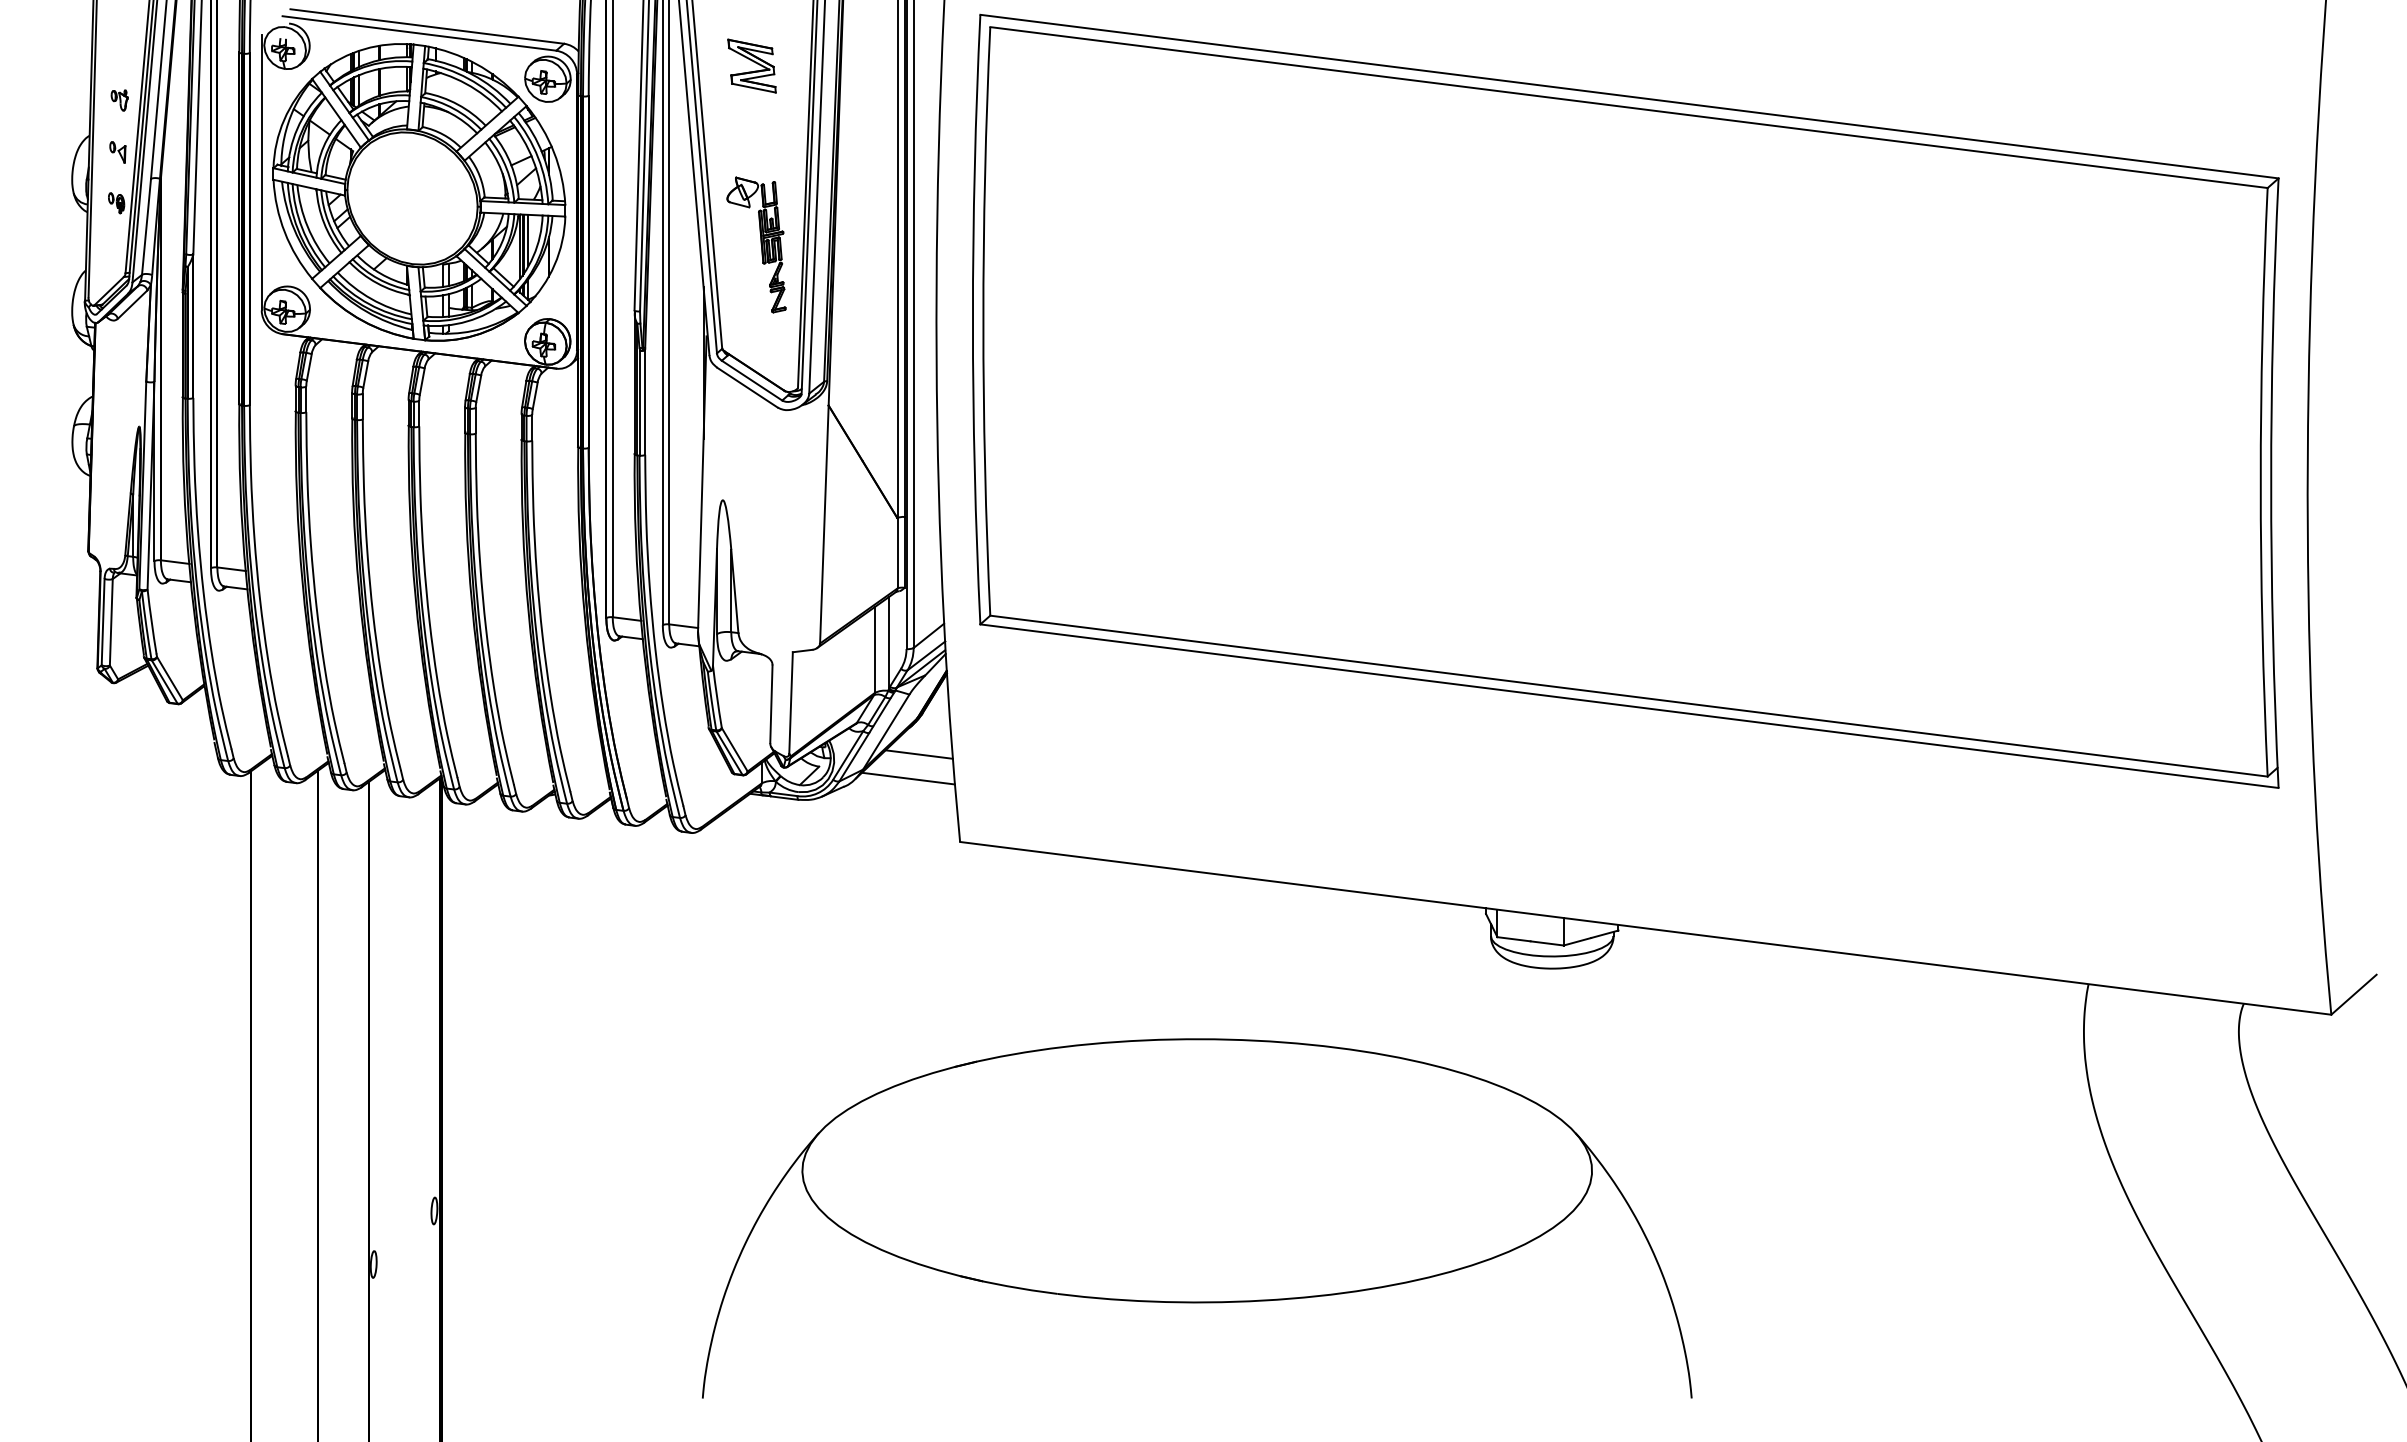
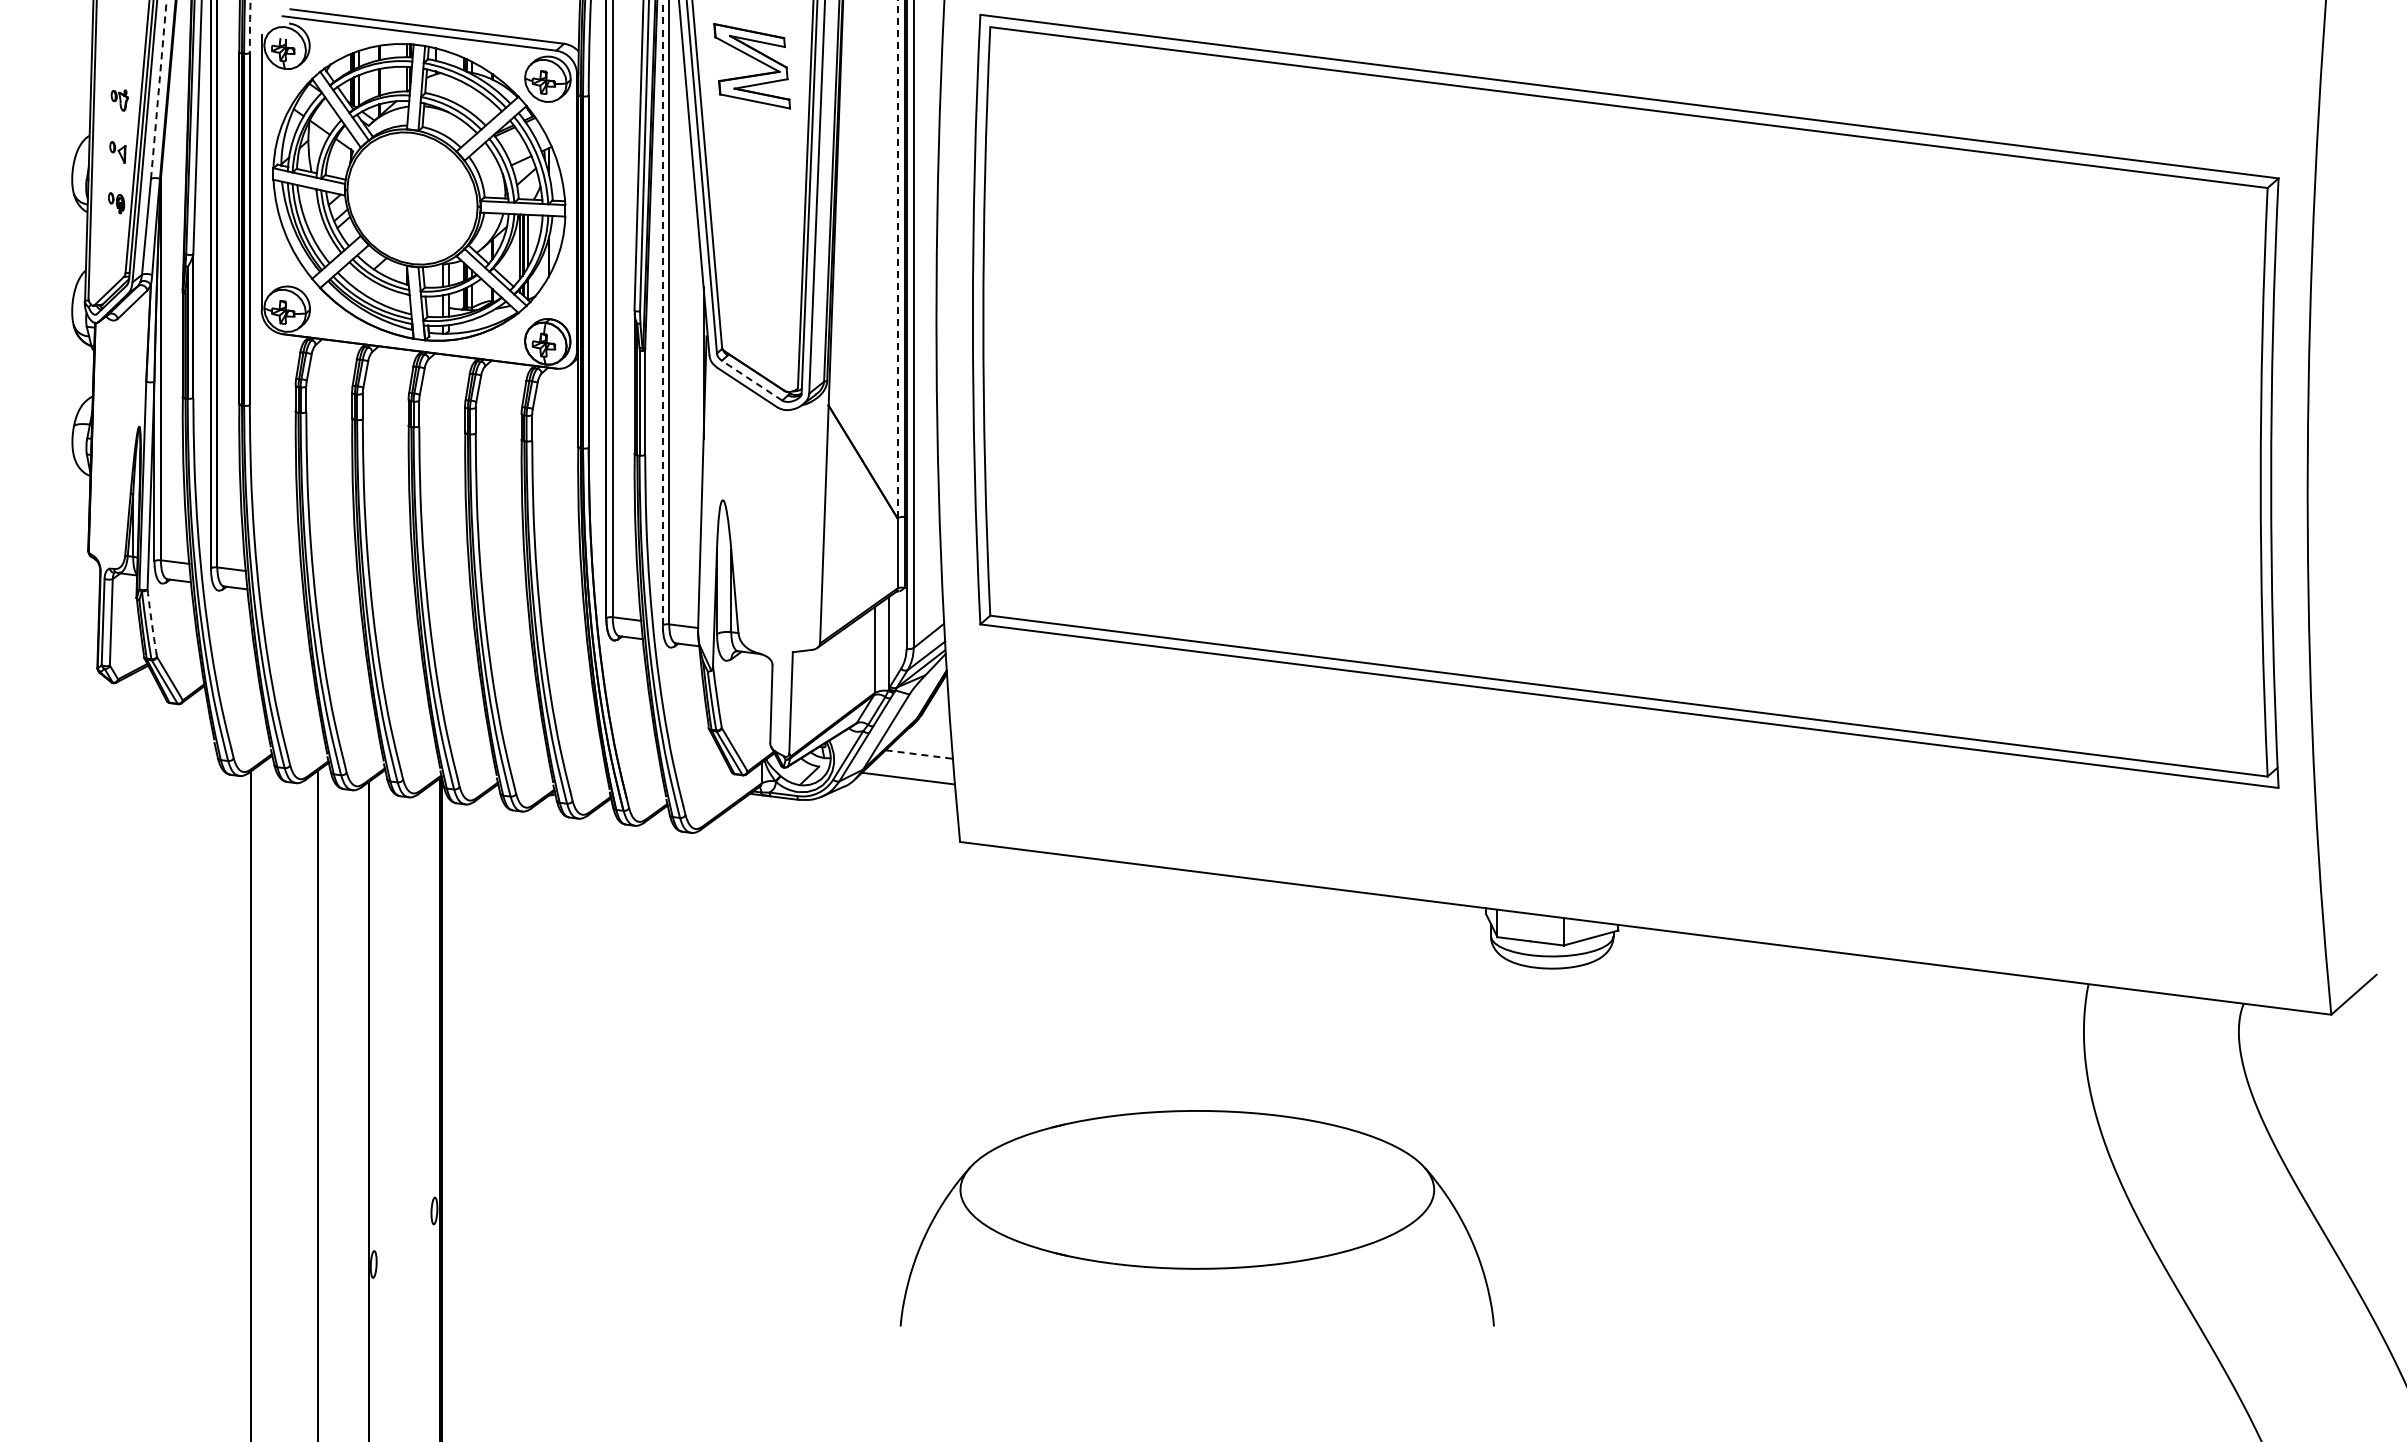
arc: solid -> dashed (250, 27)
part size: 50x56 px -> 78x87 px (751, 66)
line: solid -> dashed (158, 89)
part: present -> none (756, 244)
line: solid -> dashed (897, 259)
line: solid -> dashed (662, 312)
line: solid -> dashed (751, 380)
arc: solid -> dashed (151, 622)
line: solid -> dashed (919, 754)
part size: 991x361 px -> 596x217 px (1196, 1218)
